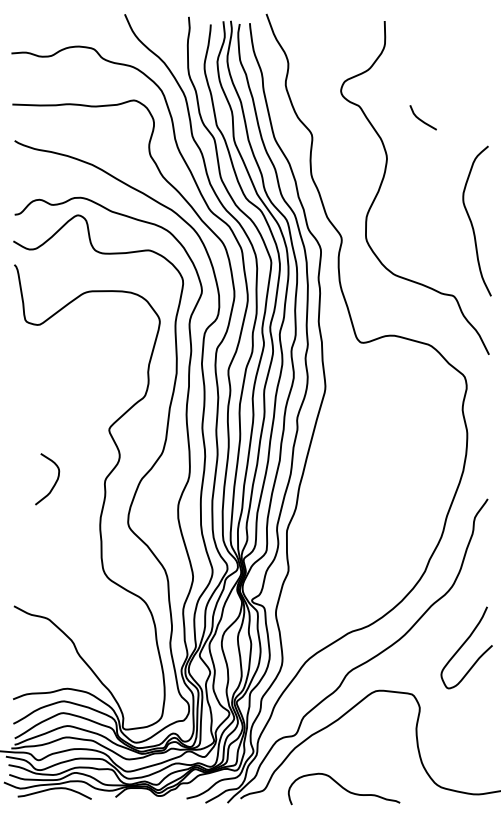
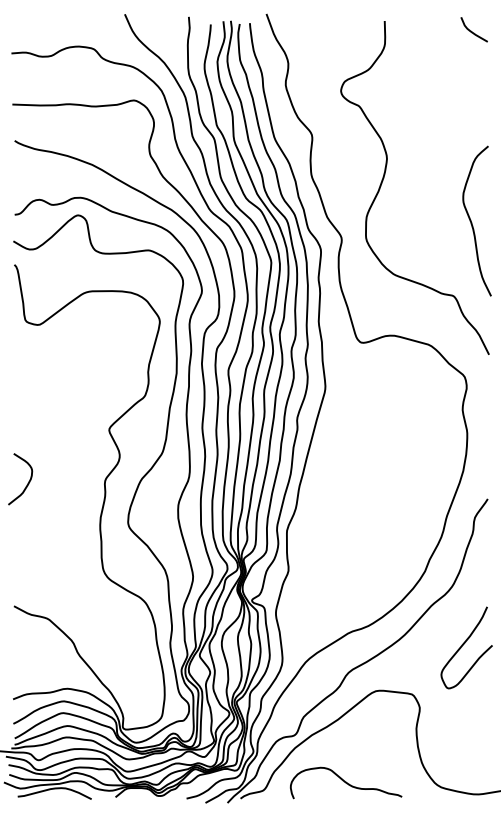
curve position: (420, 118) -> (471, 30) (471, 30)
curve position: (54, 483) -> (27, 483) (27, 483)
curve position: (343, 788) -> (345, 782) (345, 782)
